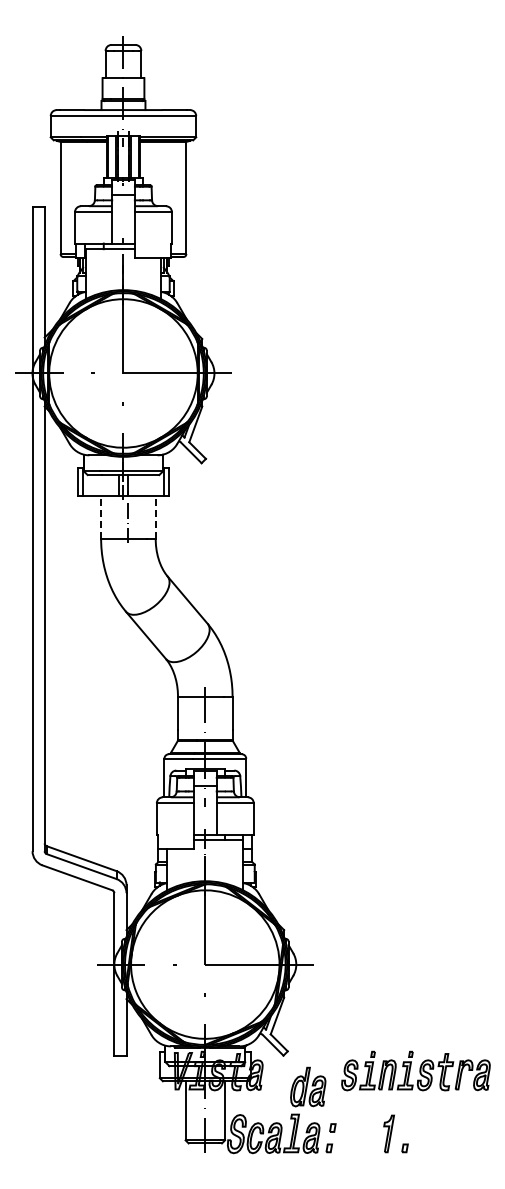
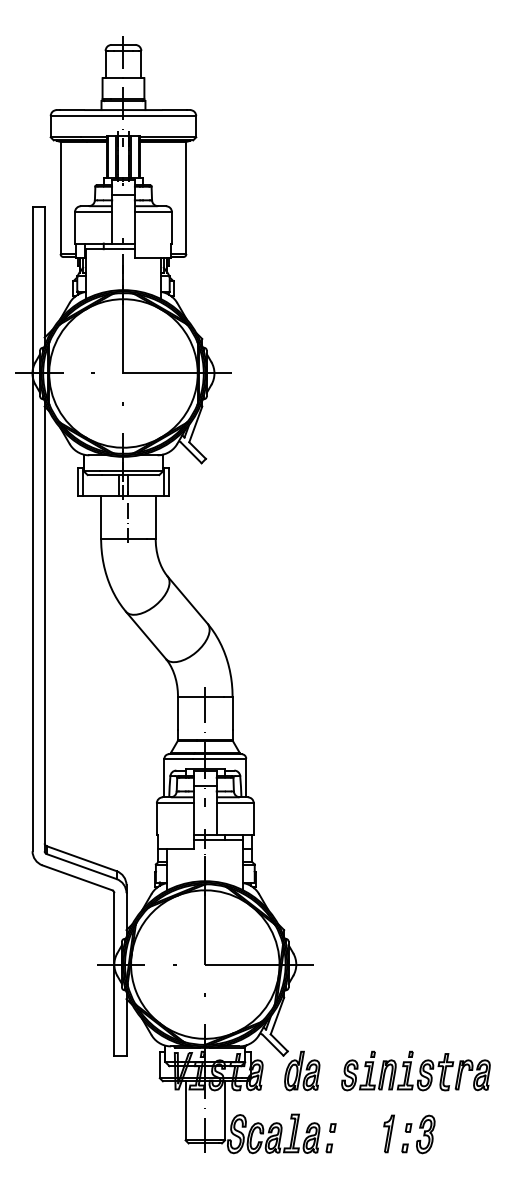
line: dashed -> solid (101, 517)
line: dashed -> solid (155, 517)
part position: (308, 1086) -> (302, 1070) (302, 1070)
part: none -> present (419, 1134)
